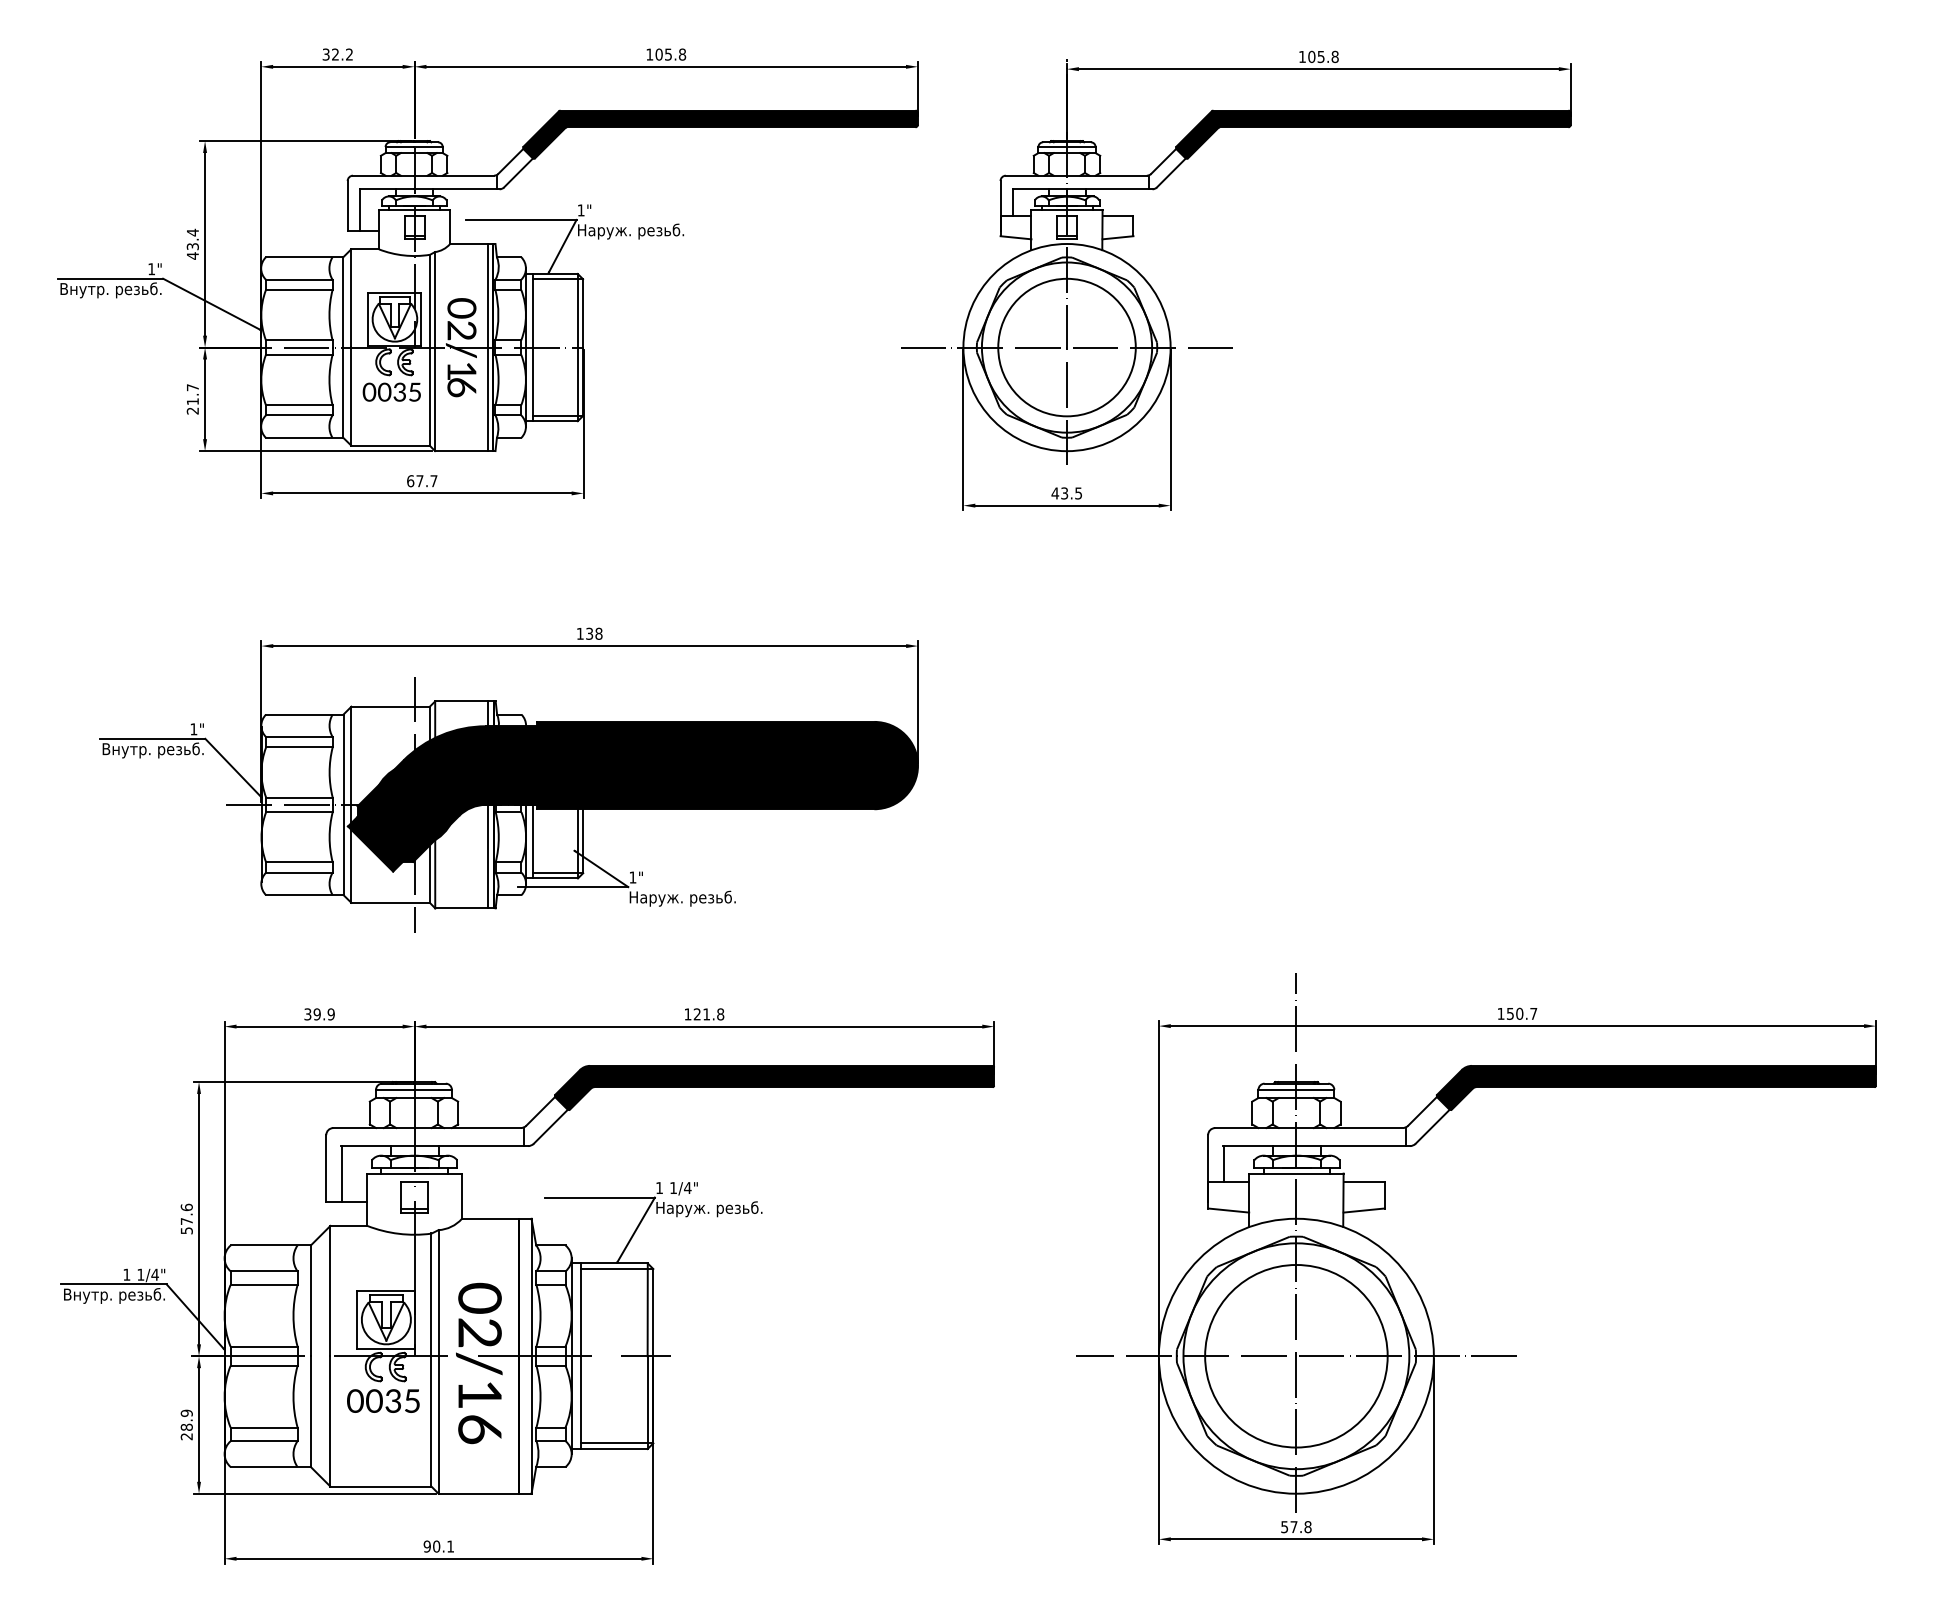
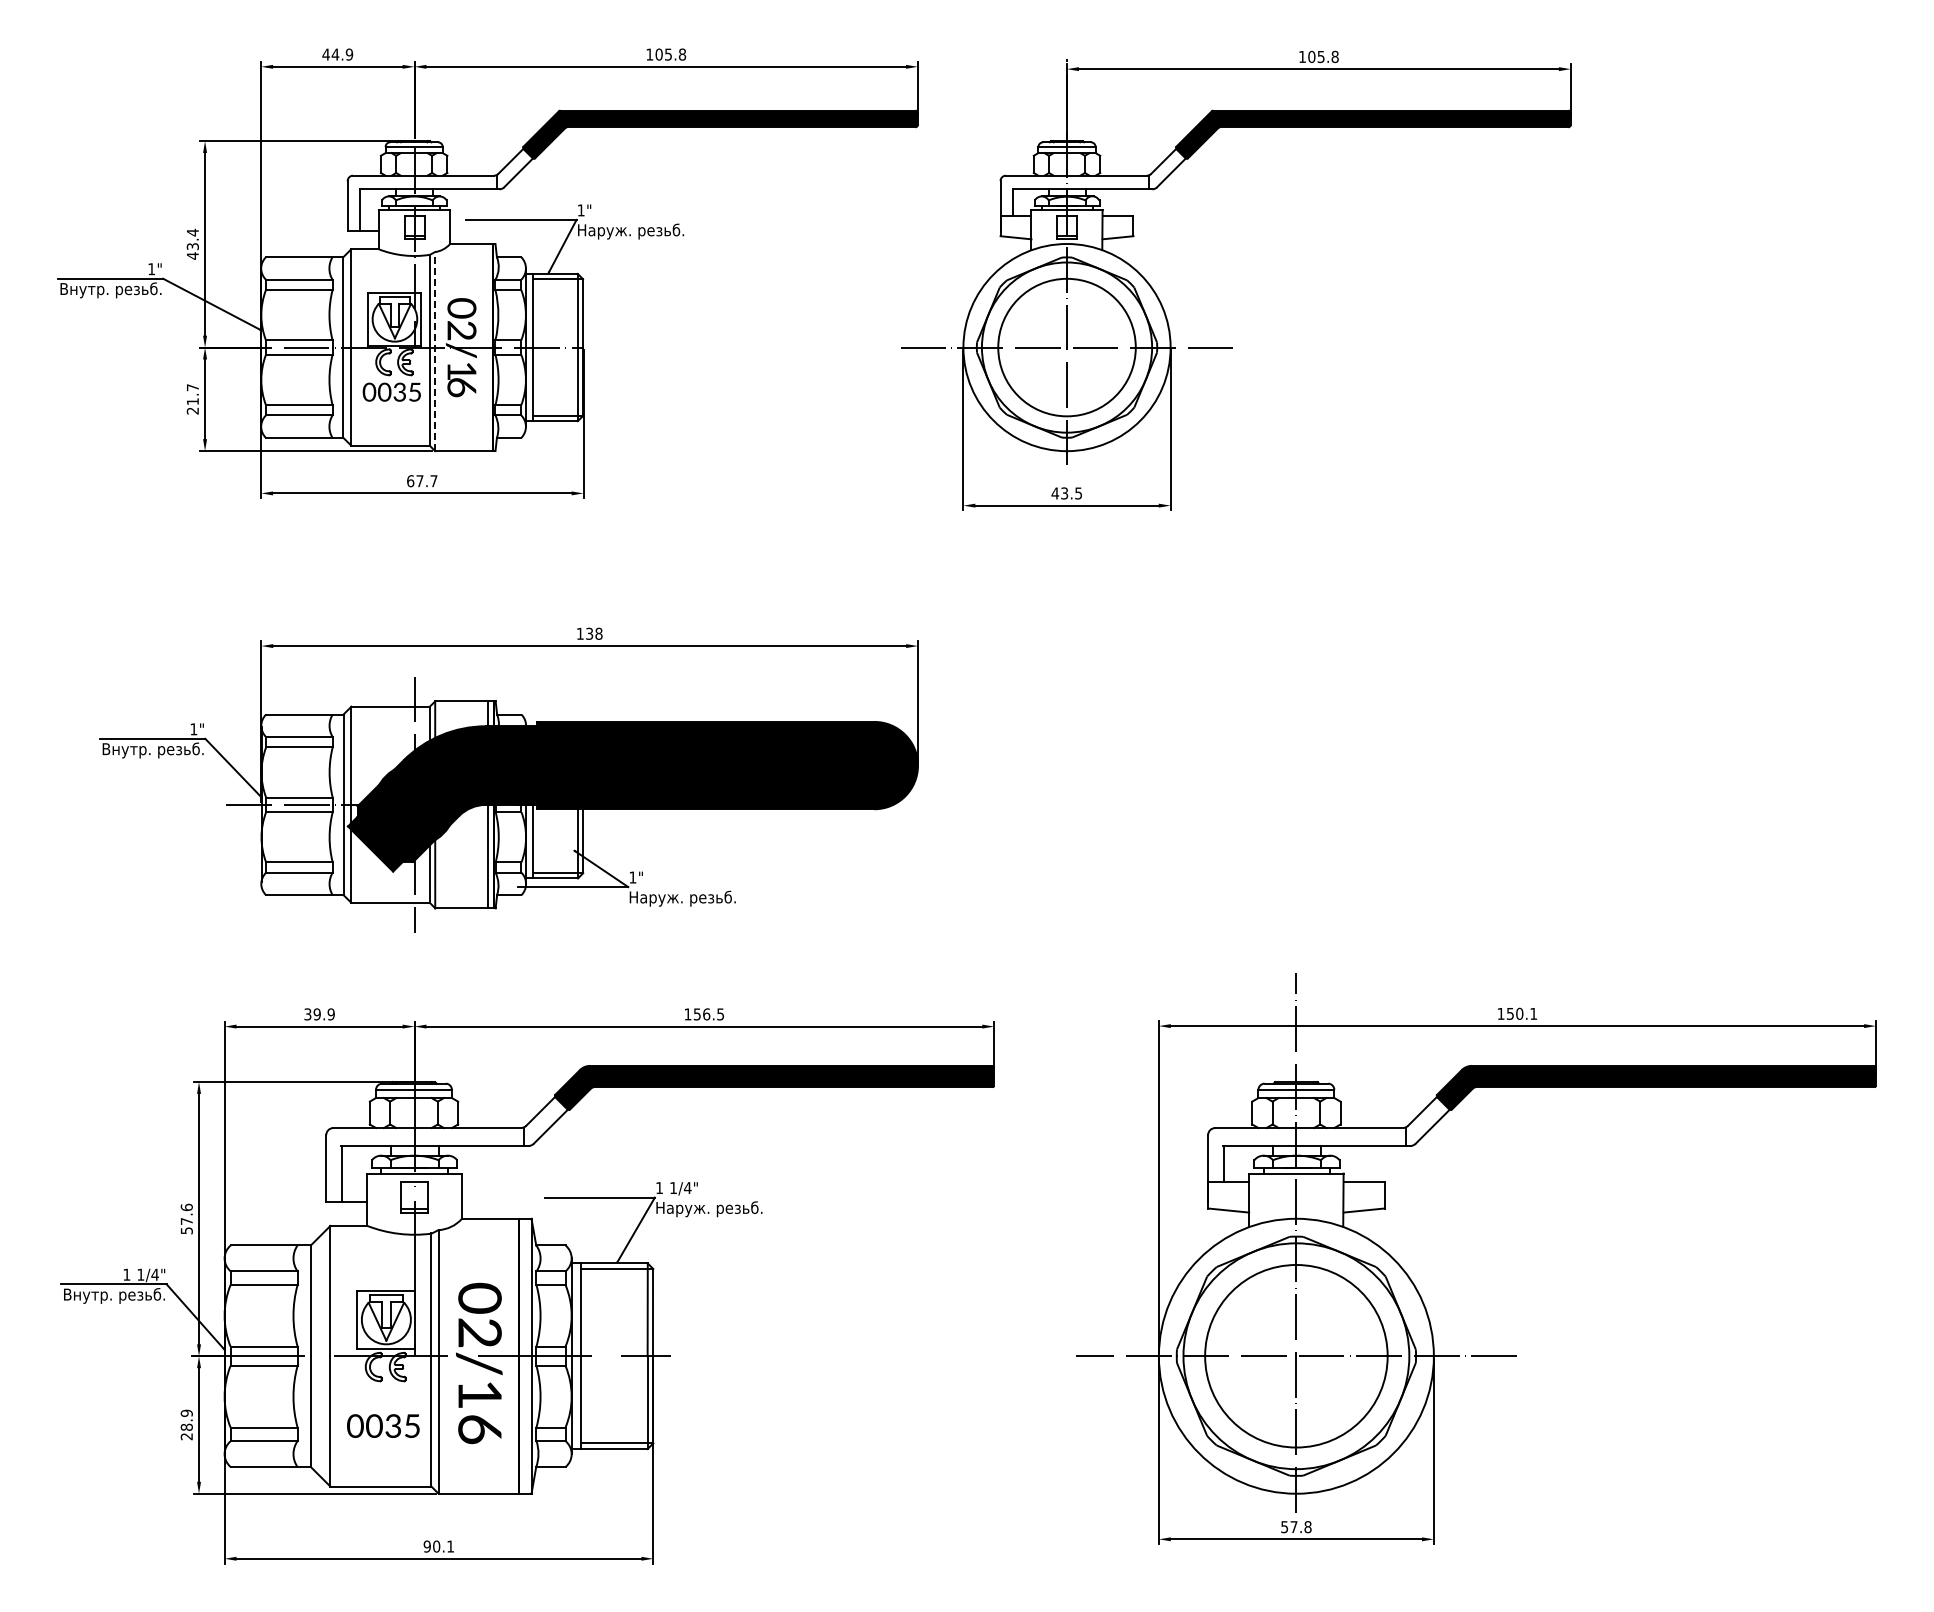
text: 32.2 -> 44.9 (337, 54)
line: present -> none (487, 347)
line: solid -> dashed (435, 351)
text: 150.7 -> 150.1 (1533, 1013)
text: 121.8 -> 156.5 (708, 1014)
text position: (383, 1400) -> (383, 1425) (383, 1425)
